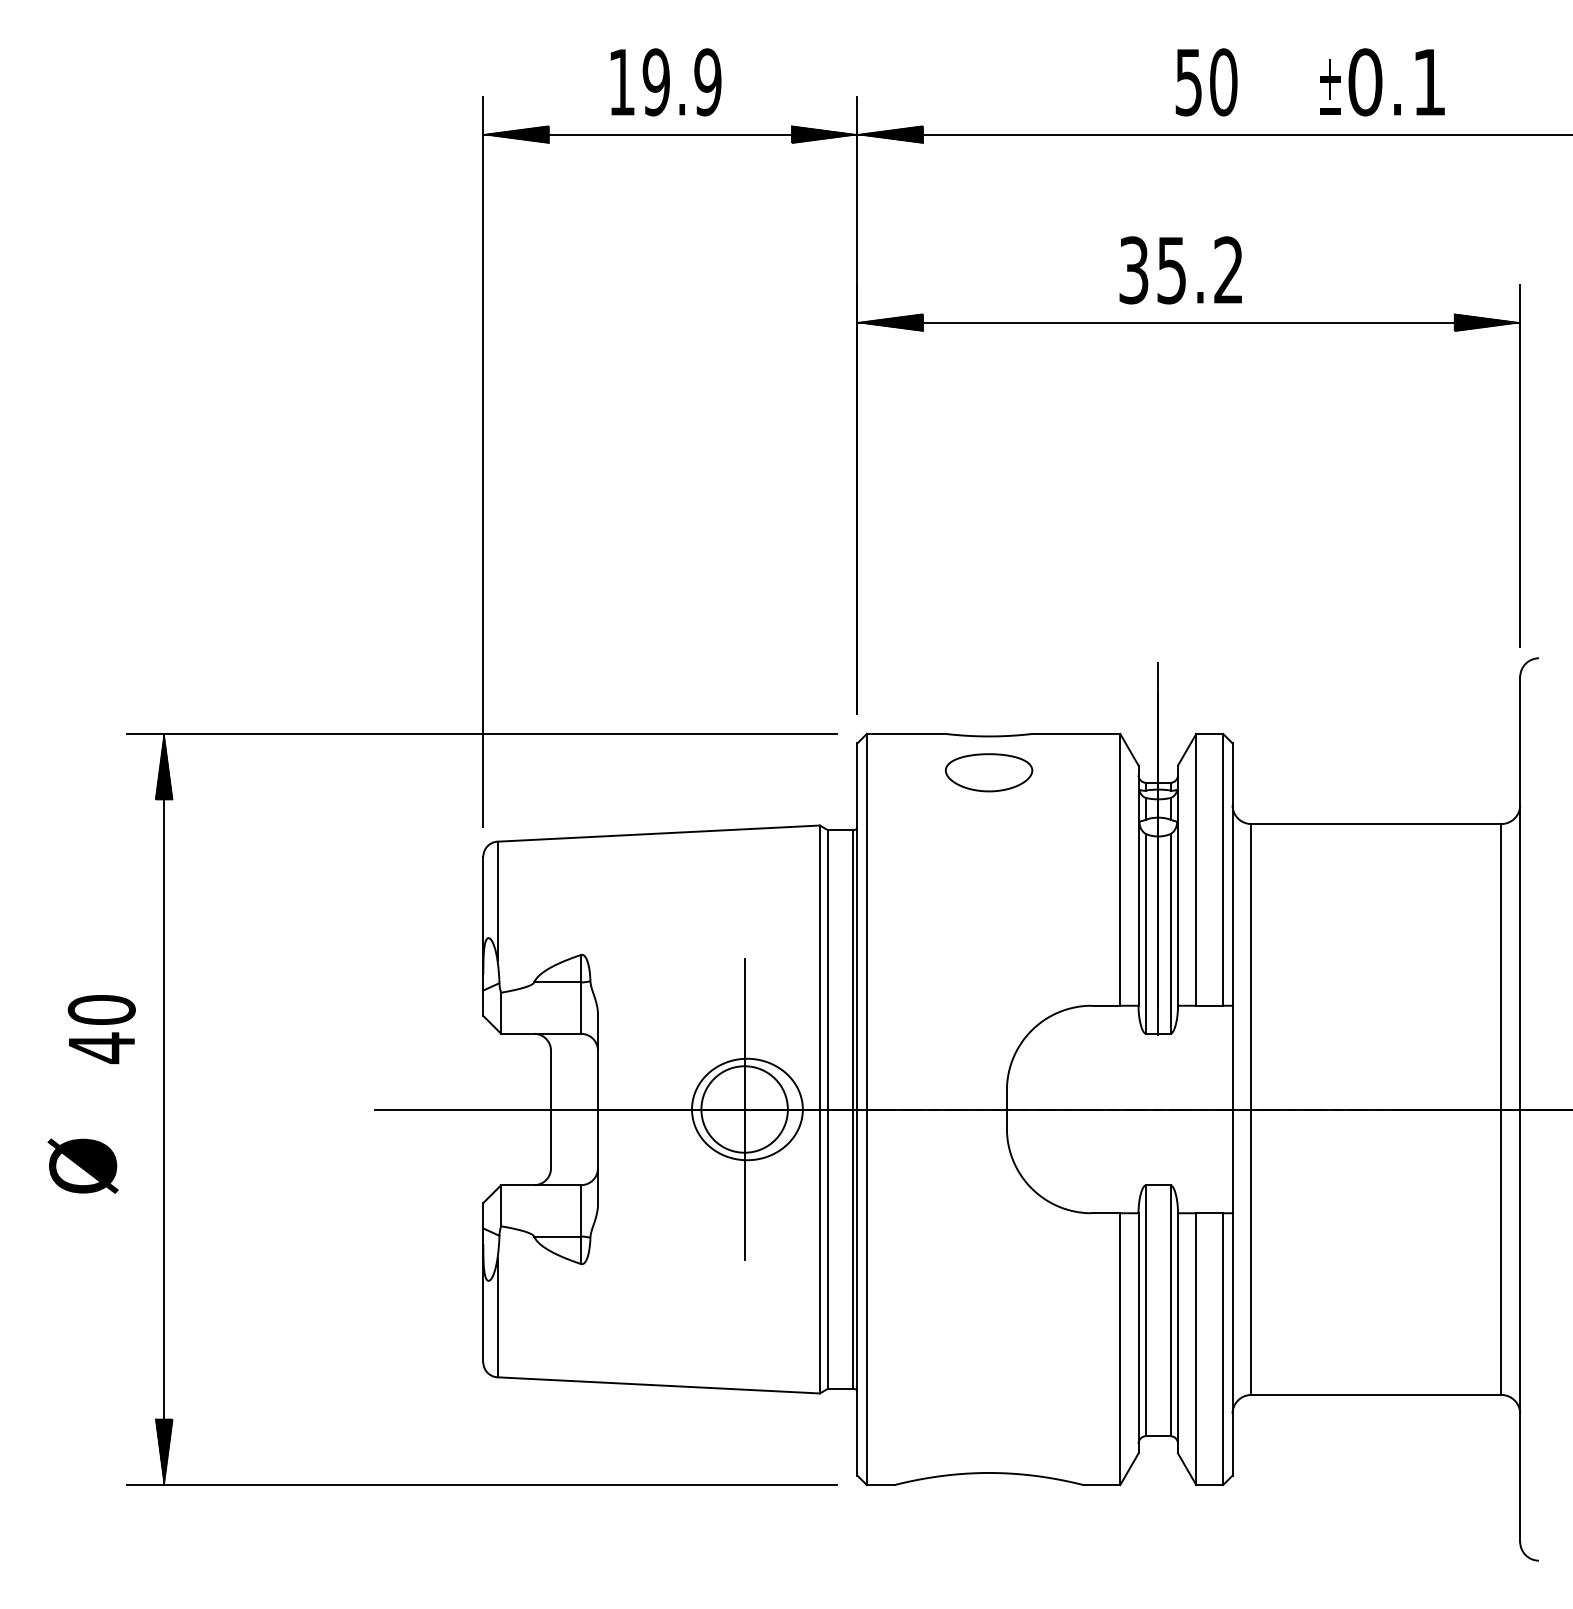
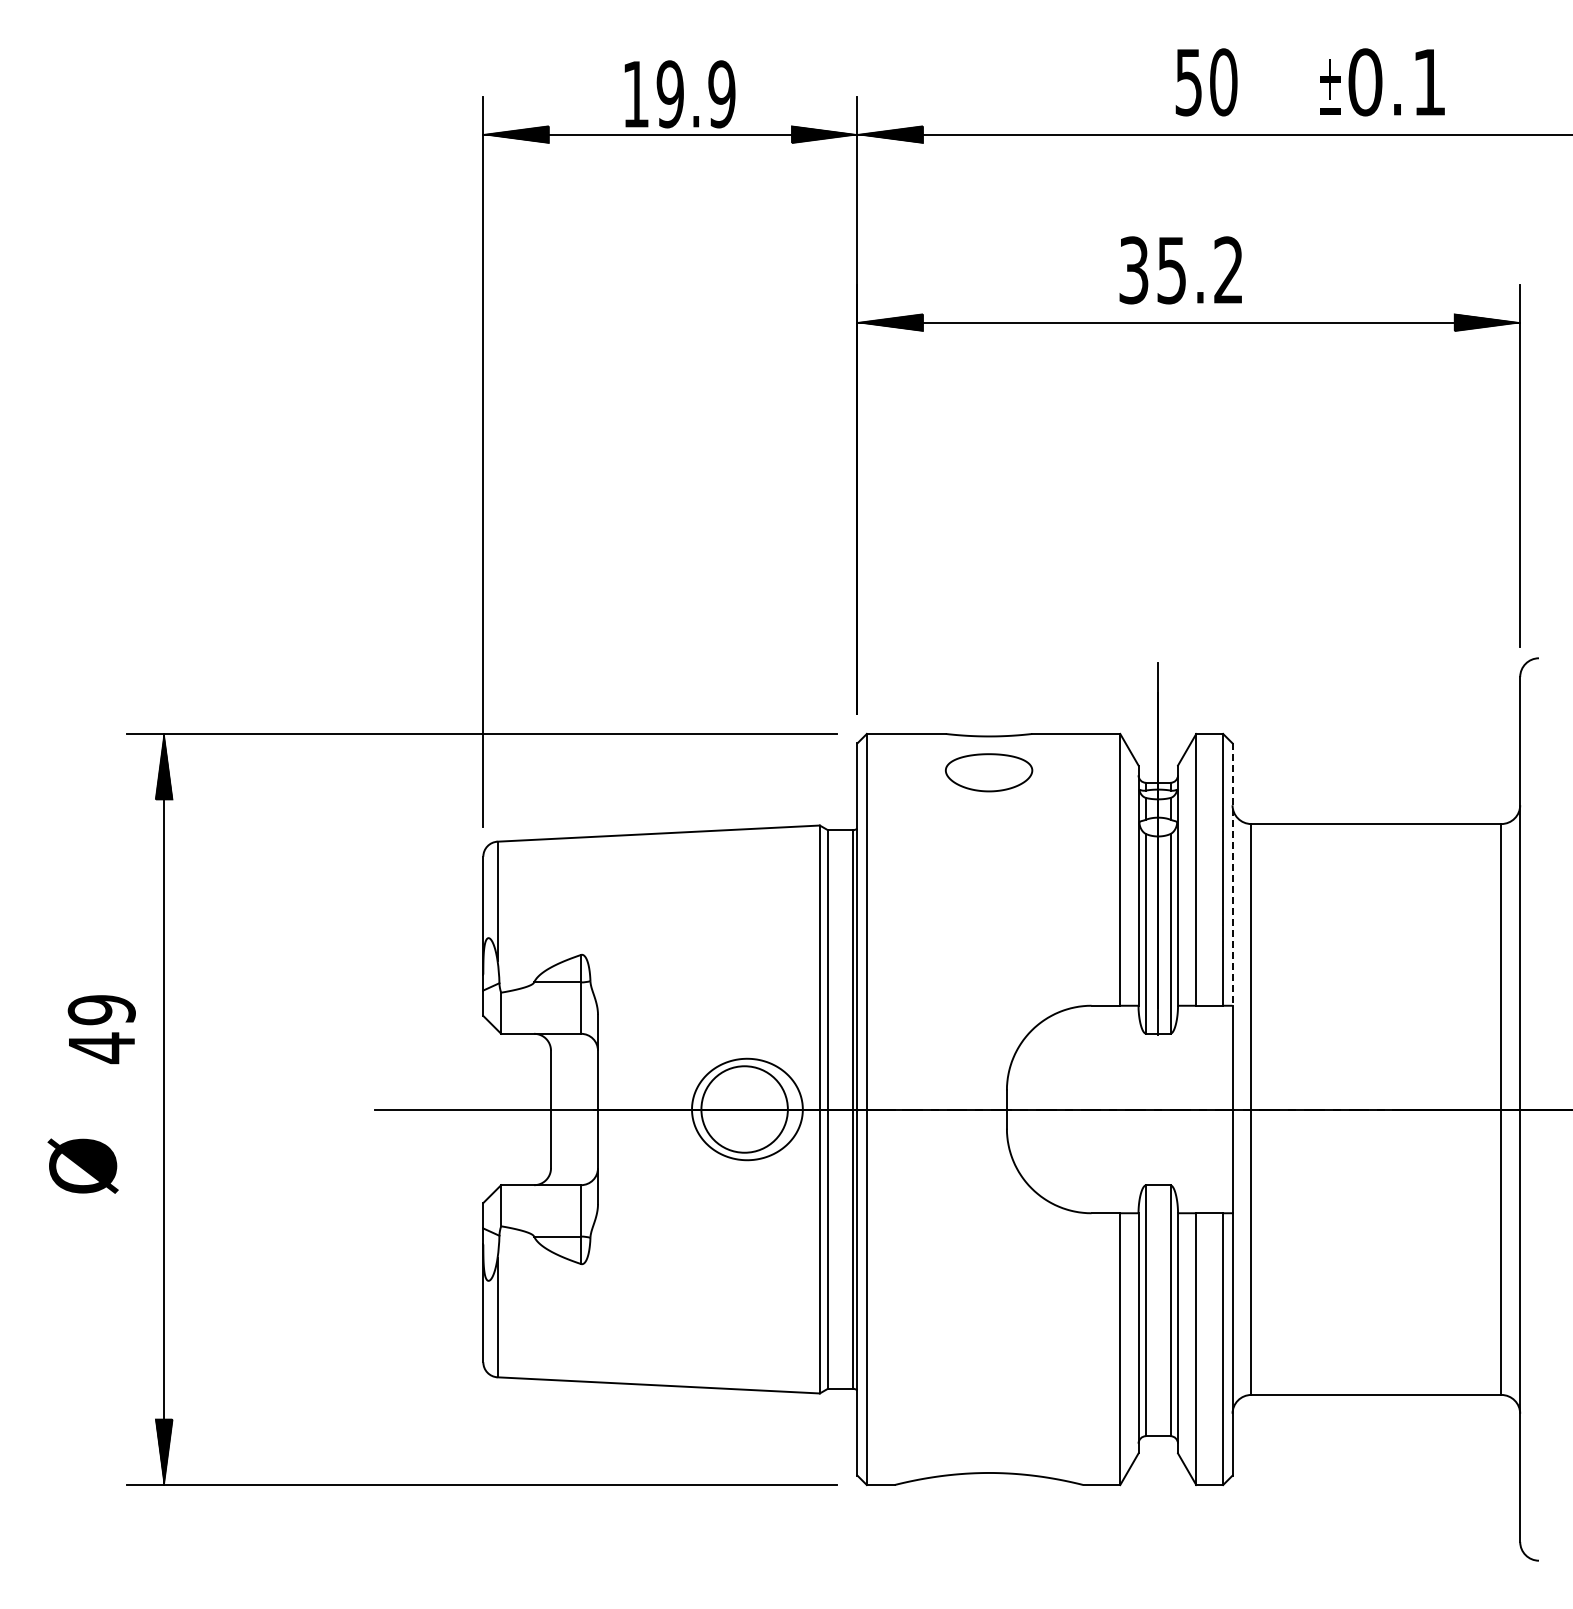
text position: (665, 82) -> (679, 94) (679, 94)
line: solid -> dashed (1232, 875)
text: 40 -> 49 (101, 1010)
line: present -> none (744, 1109)
